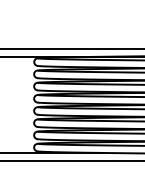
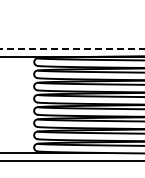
line: solid -> dashed (72, 49)
